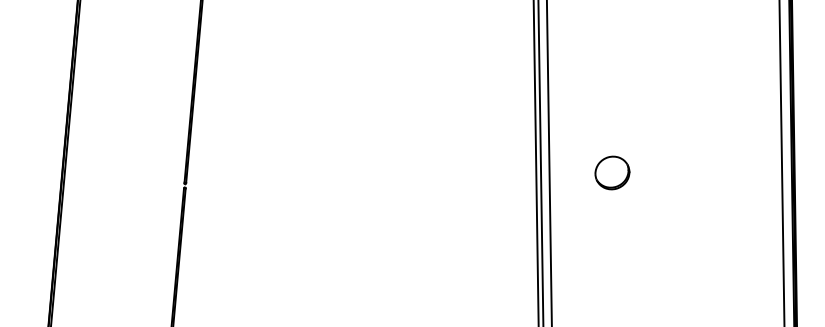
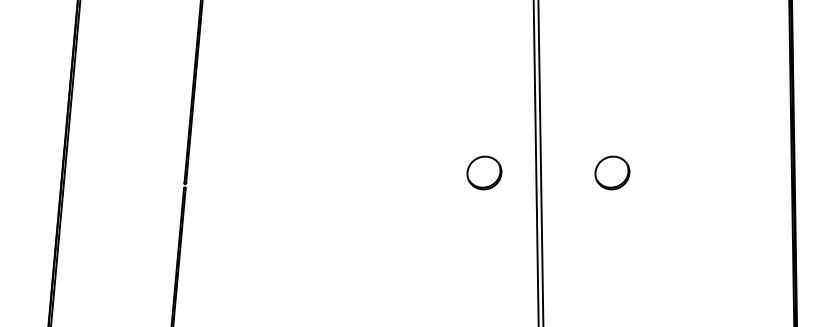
line: present -> none (548, 162)
line: present -> none (781, 162)
part: none -> present (484, 172)
